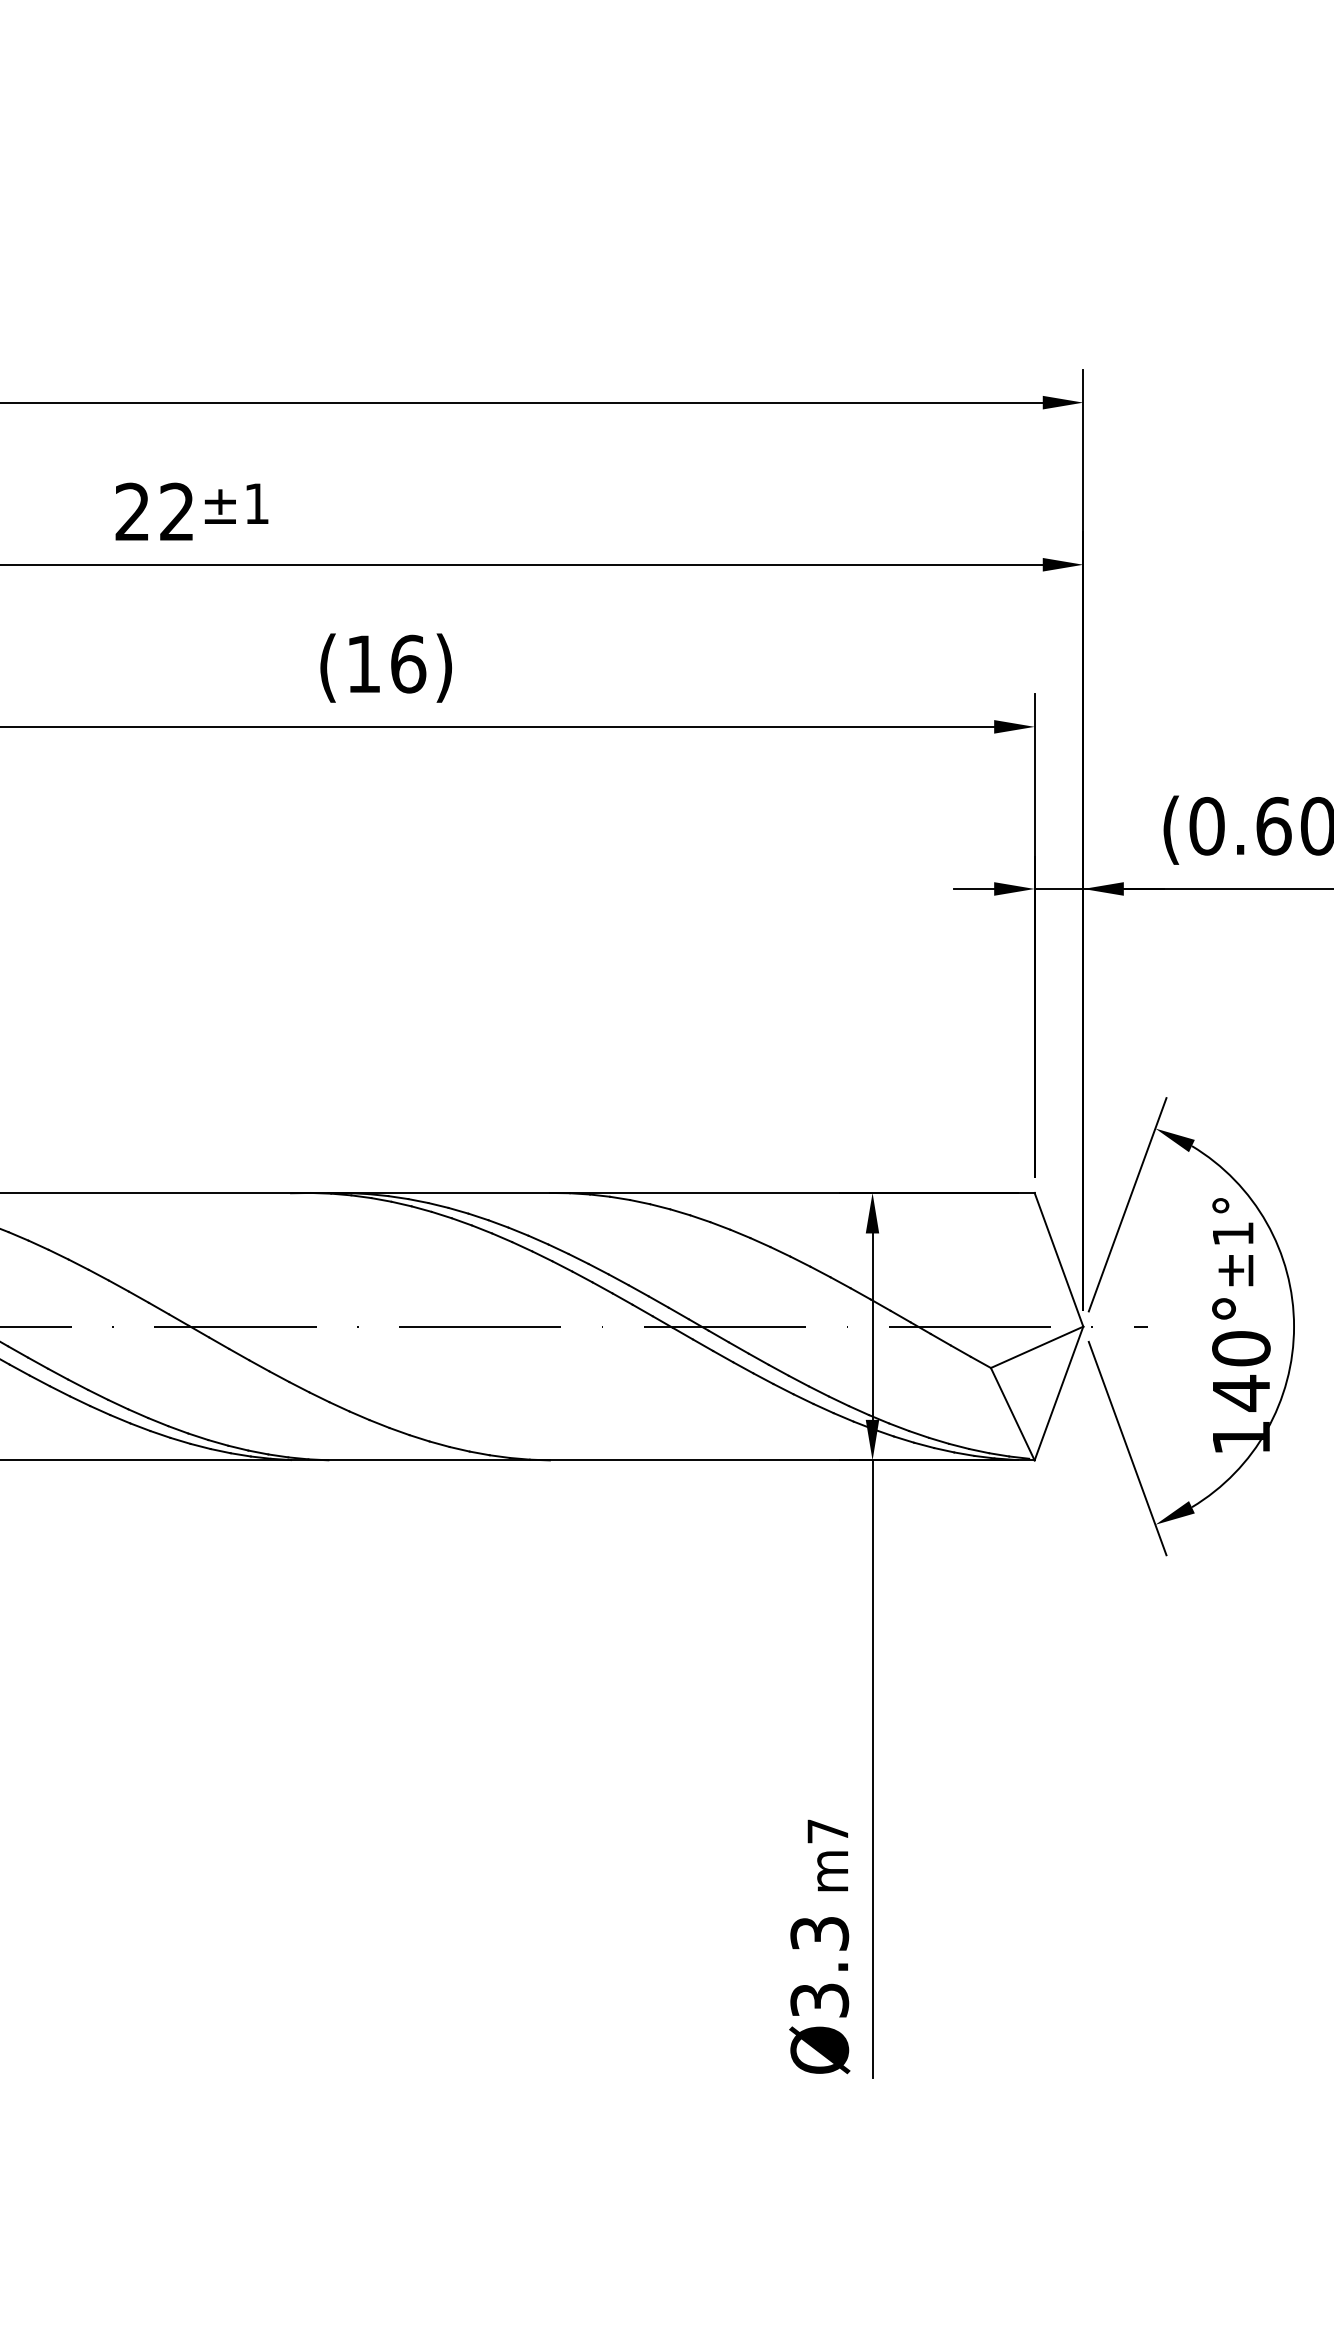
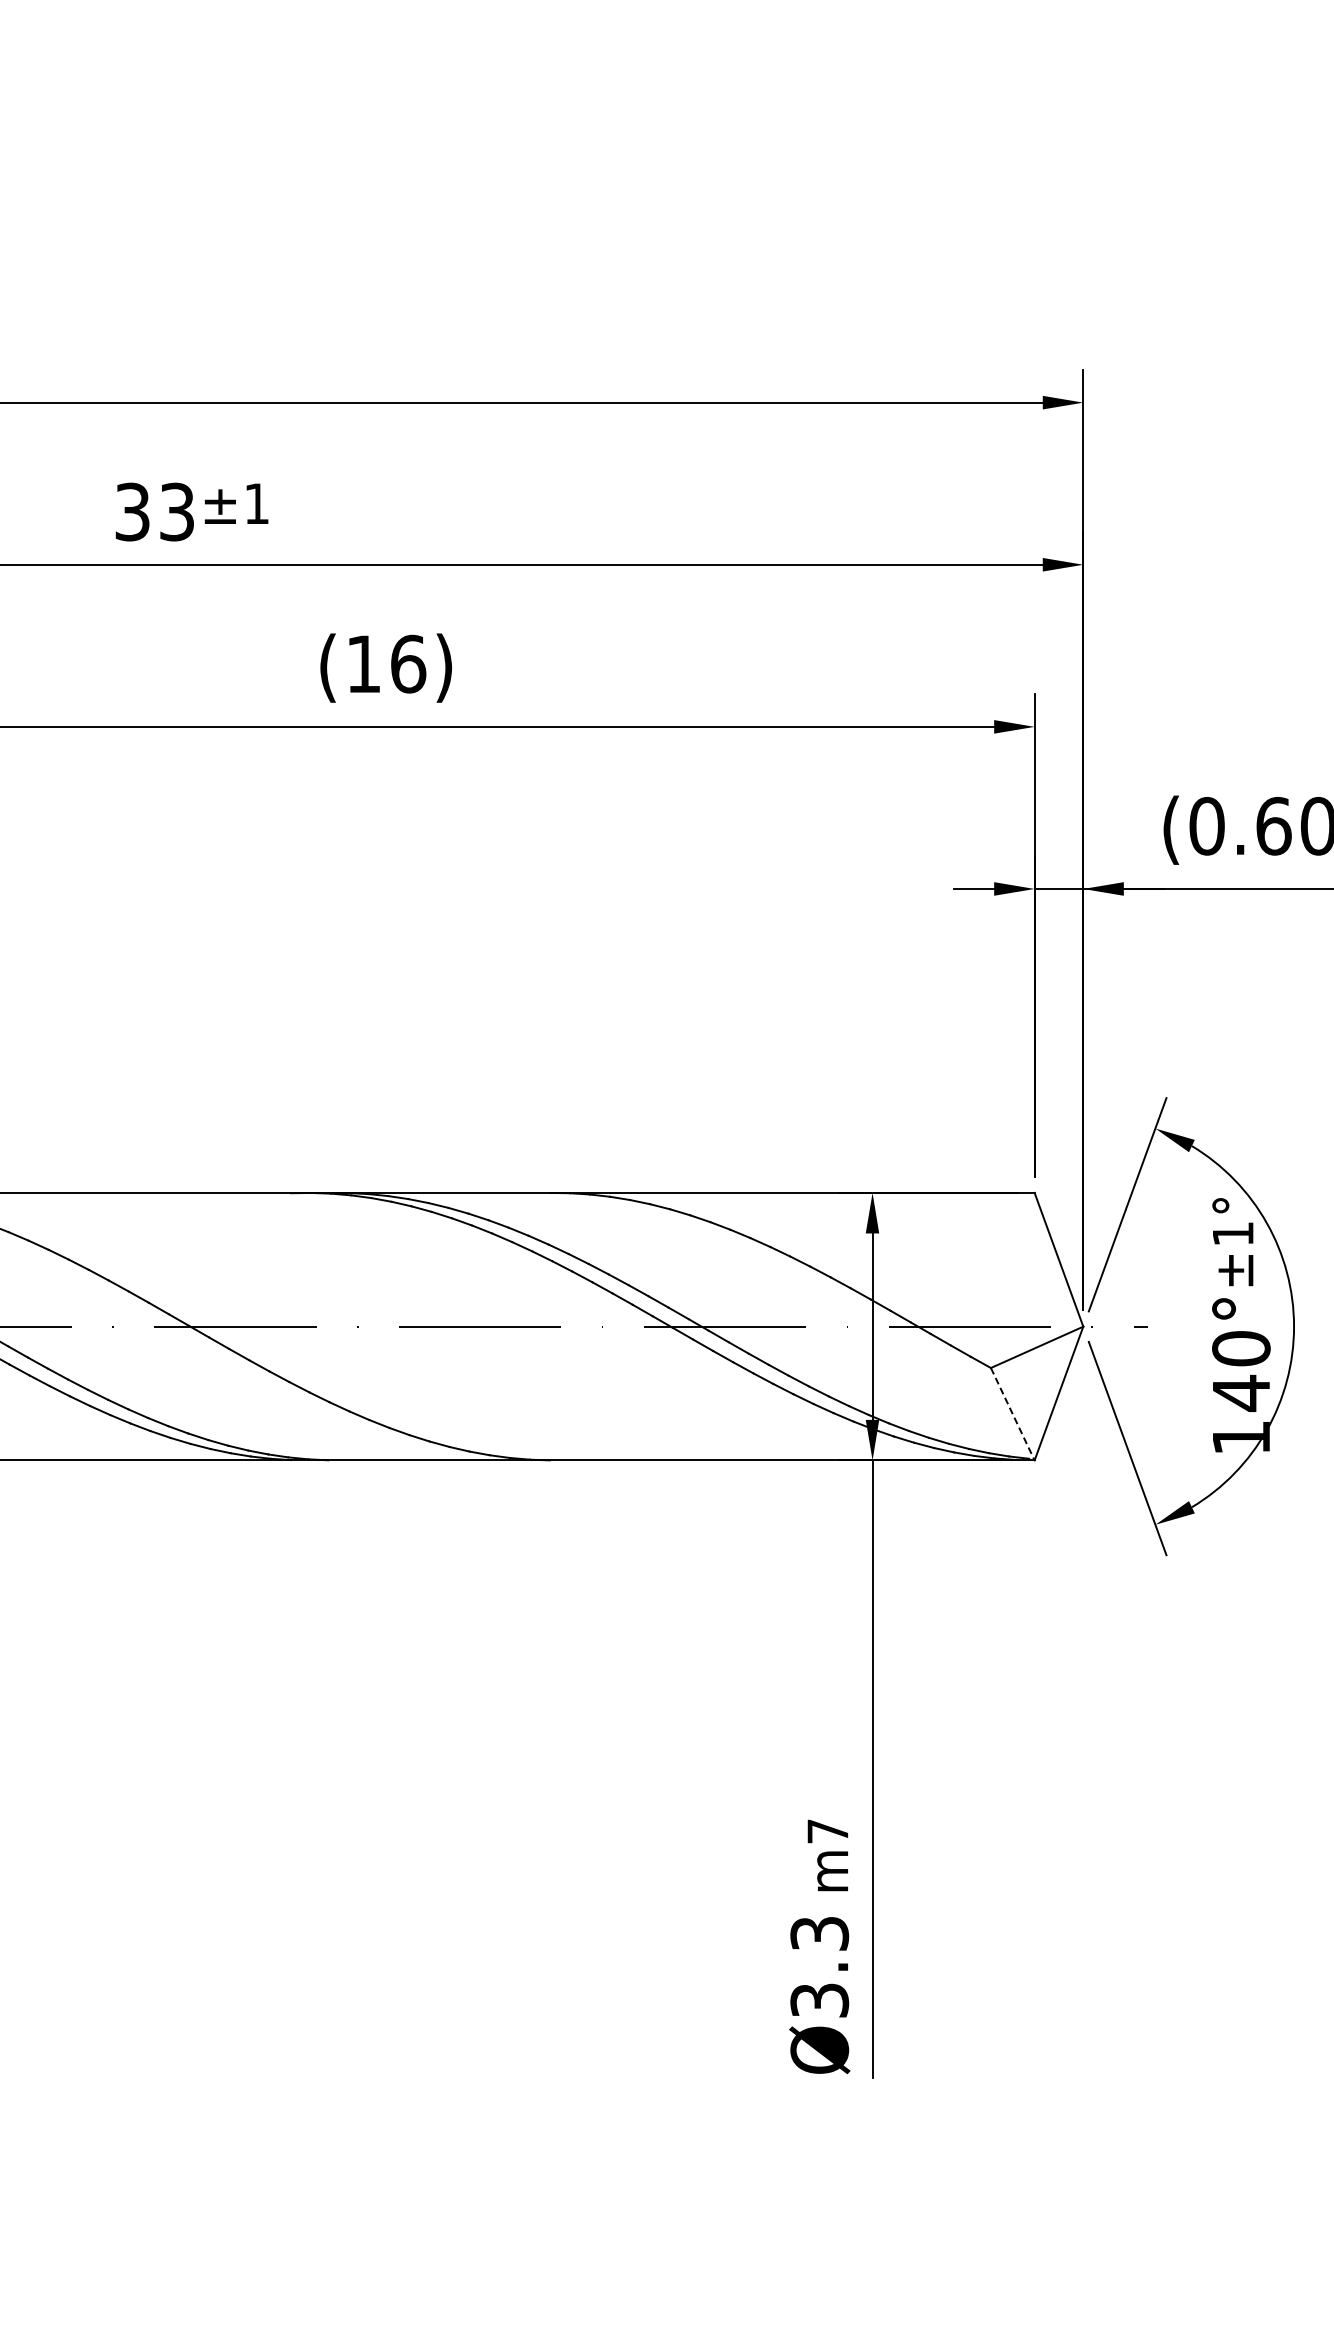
text: 22 -> 33 (154, 511)
line: solid -> dashed (1013, 1414)
